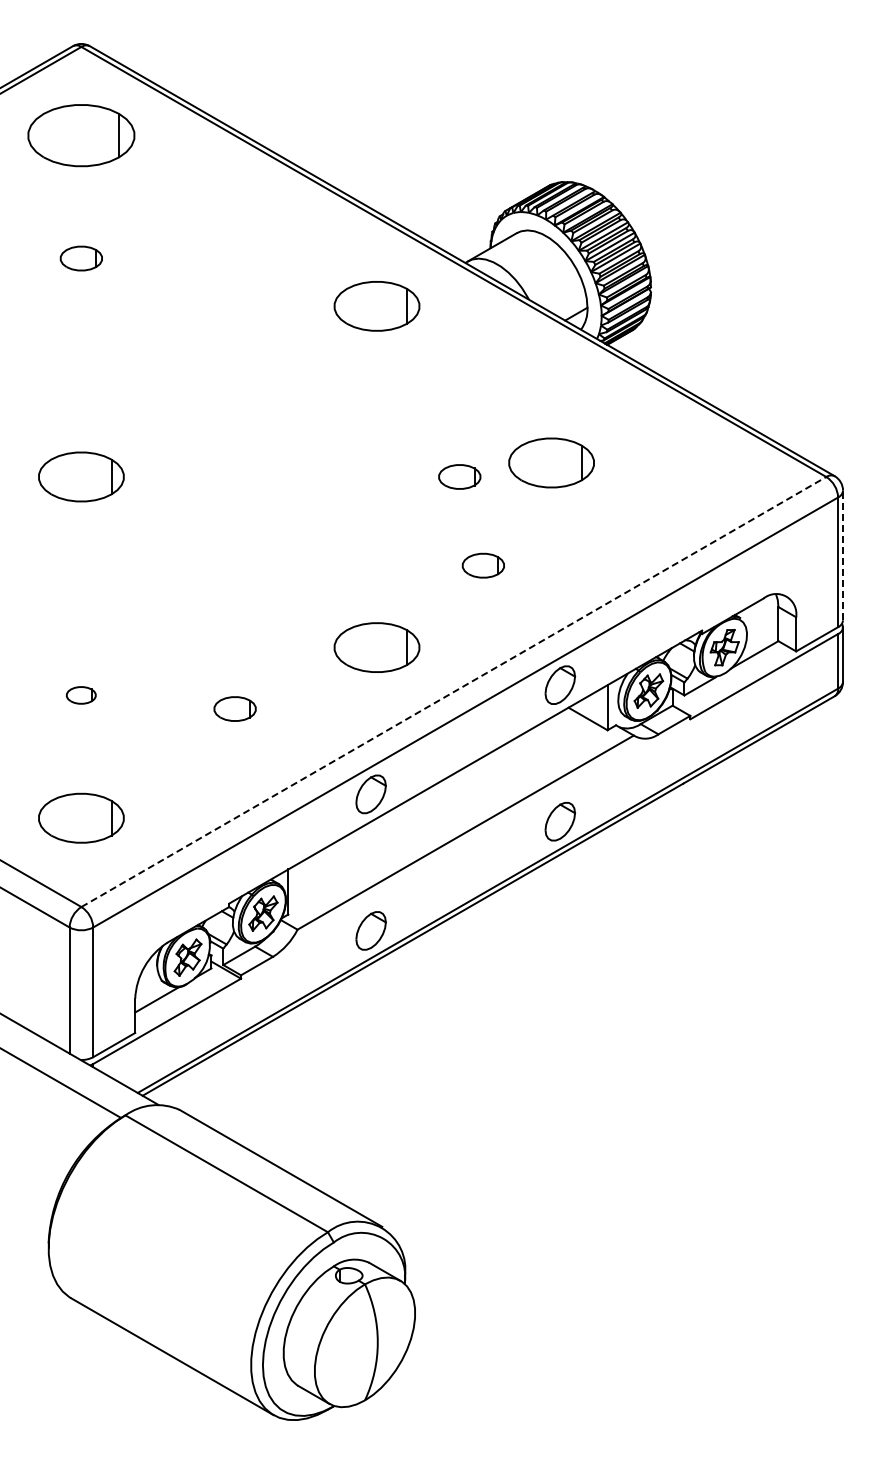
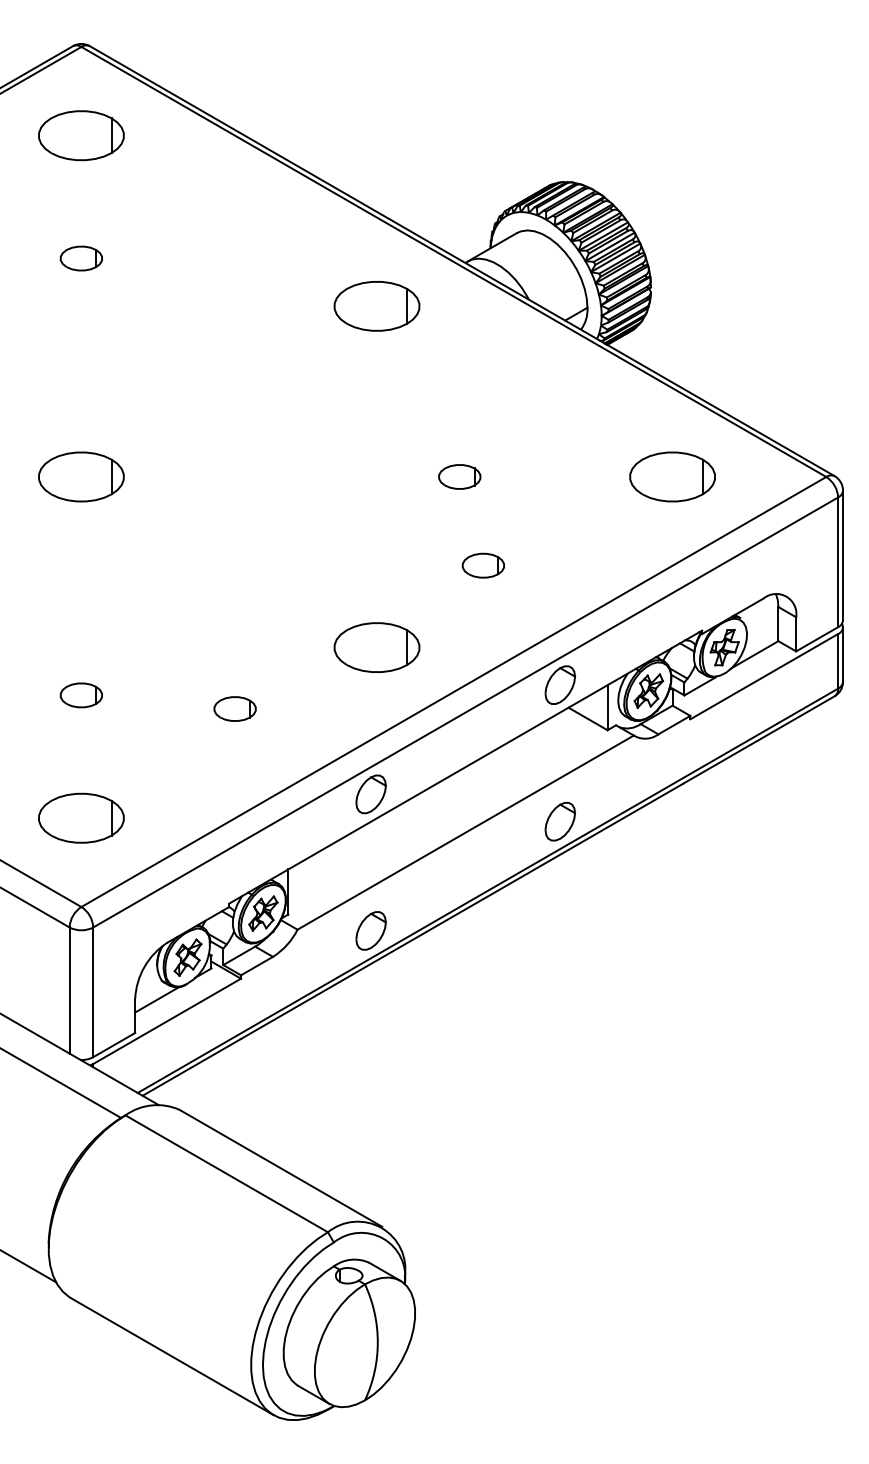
part size: 109x64 px -> 87x52 px (81, 135)
part position: (551, 462) -> (672, 476) (672, 476)
line: dashed -> solid (843, 555)
line: dashed -> solid (454, 691)
part size: 31x19 px -> 44x27 px (80, 695)
line: none -> present (29, 1266)
